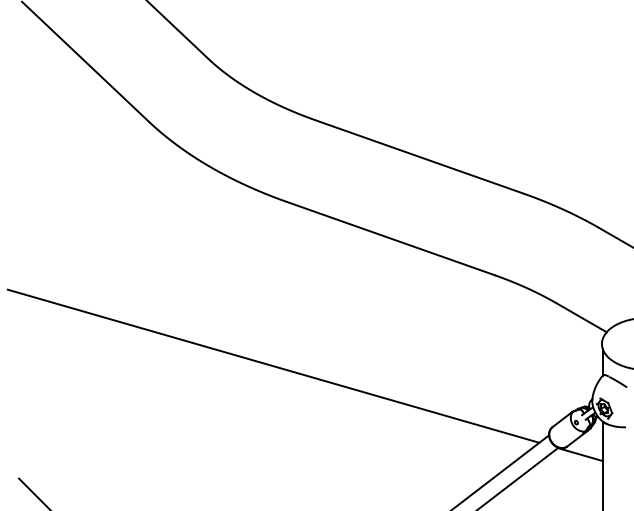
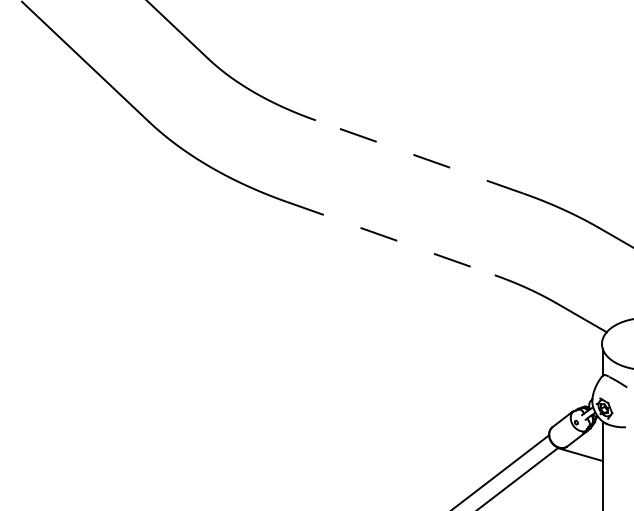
line: solid -> dashed (419, 156)
line: solid -> dashed (391, 238)
line: present -> none (273, 365)
line: present -> none (33, 492)
